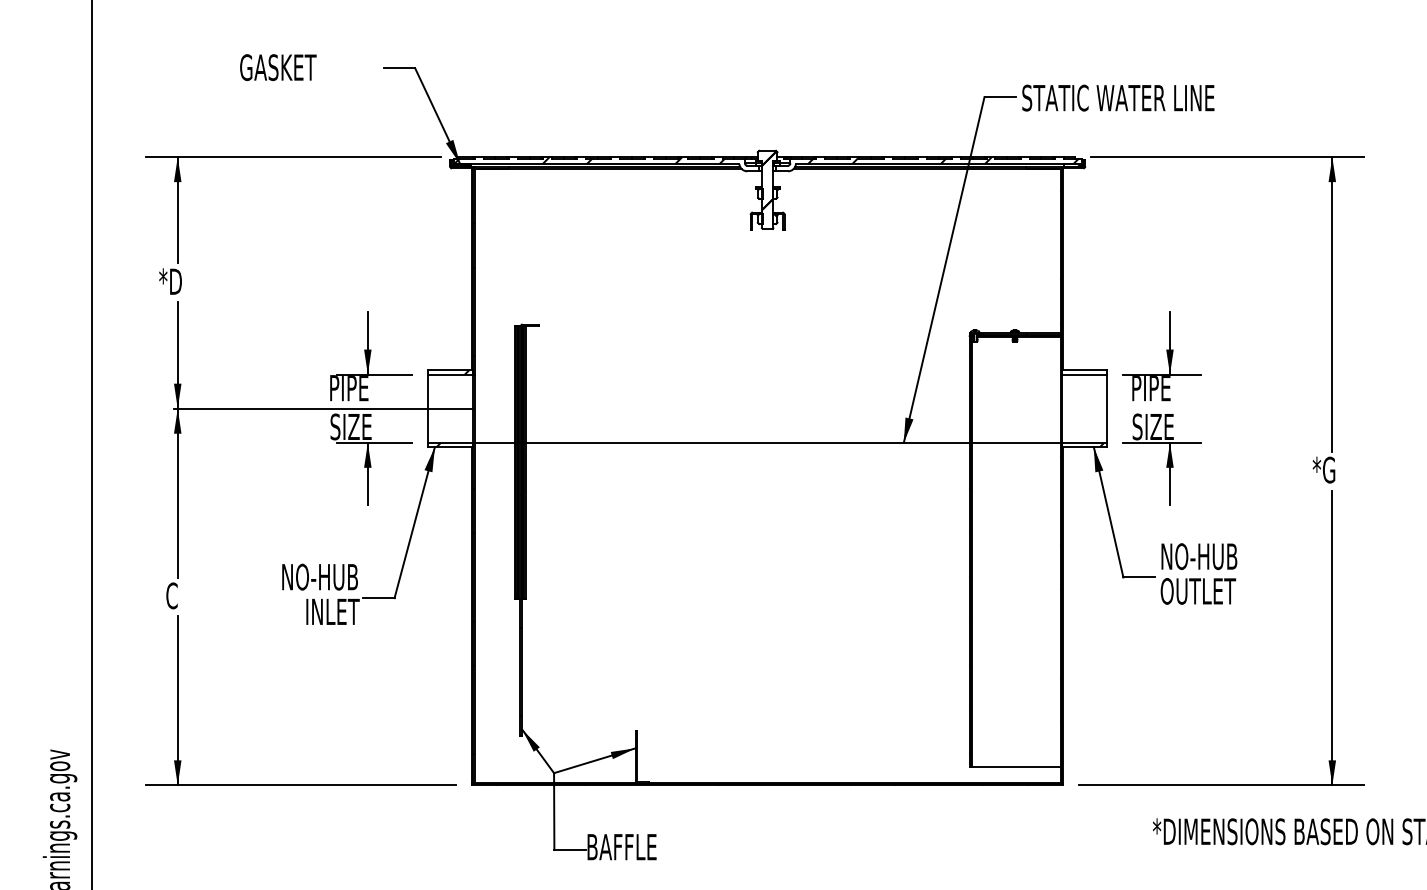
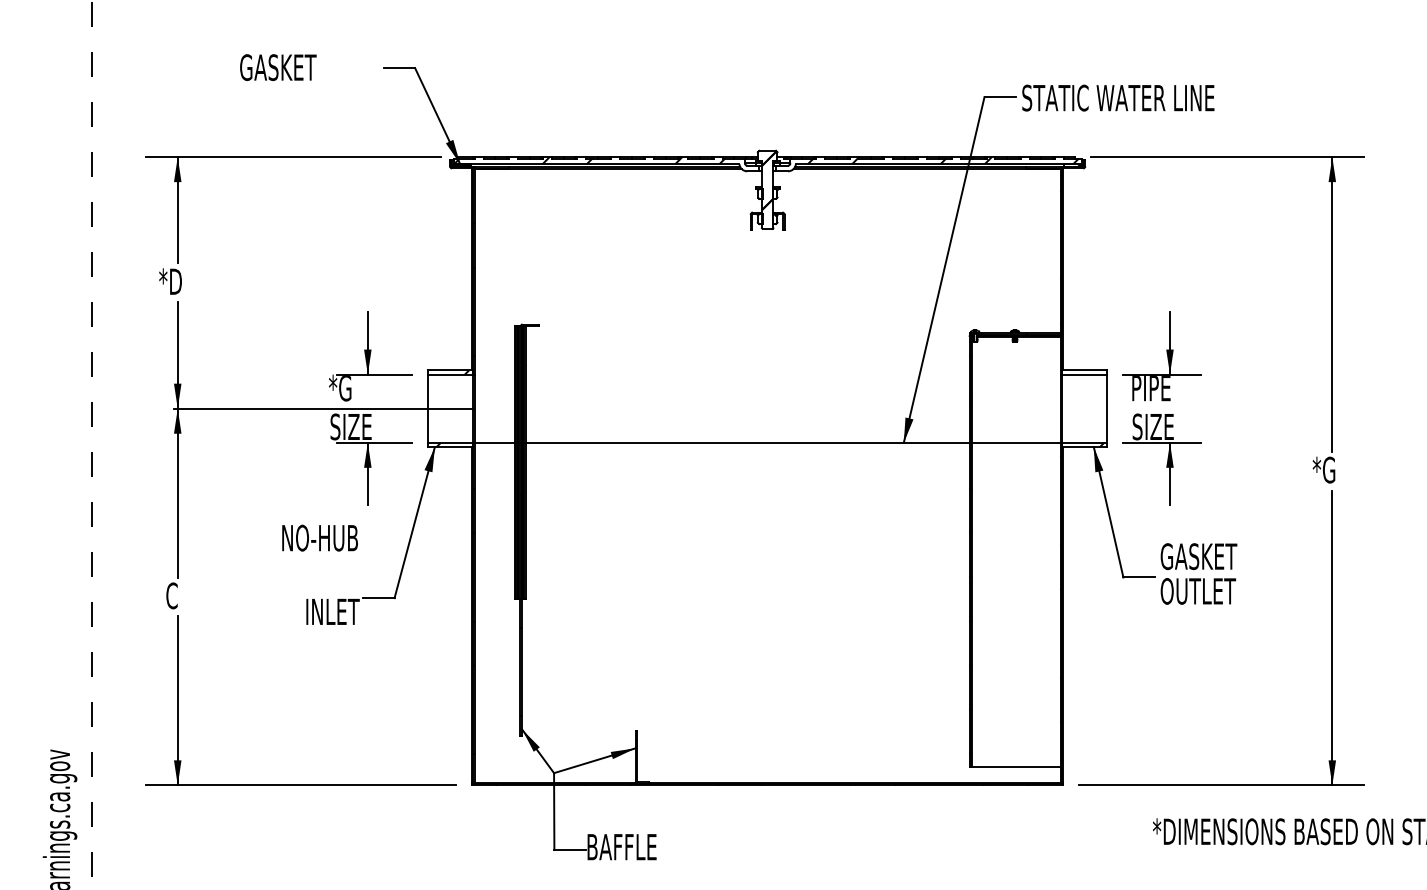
text: PIPE -> *G (348, 387)
line: solid -> dashed (91, 444)
text: NO-HUB -> GASKET (1198, 556)
text position: (319, 576) -> (319, 537) (319, 537)
